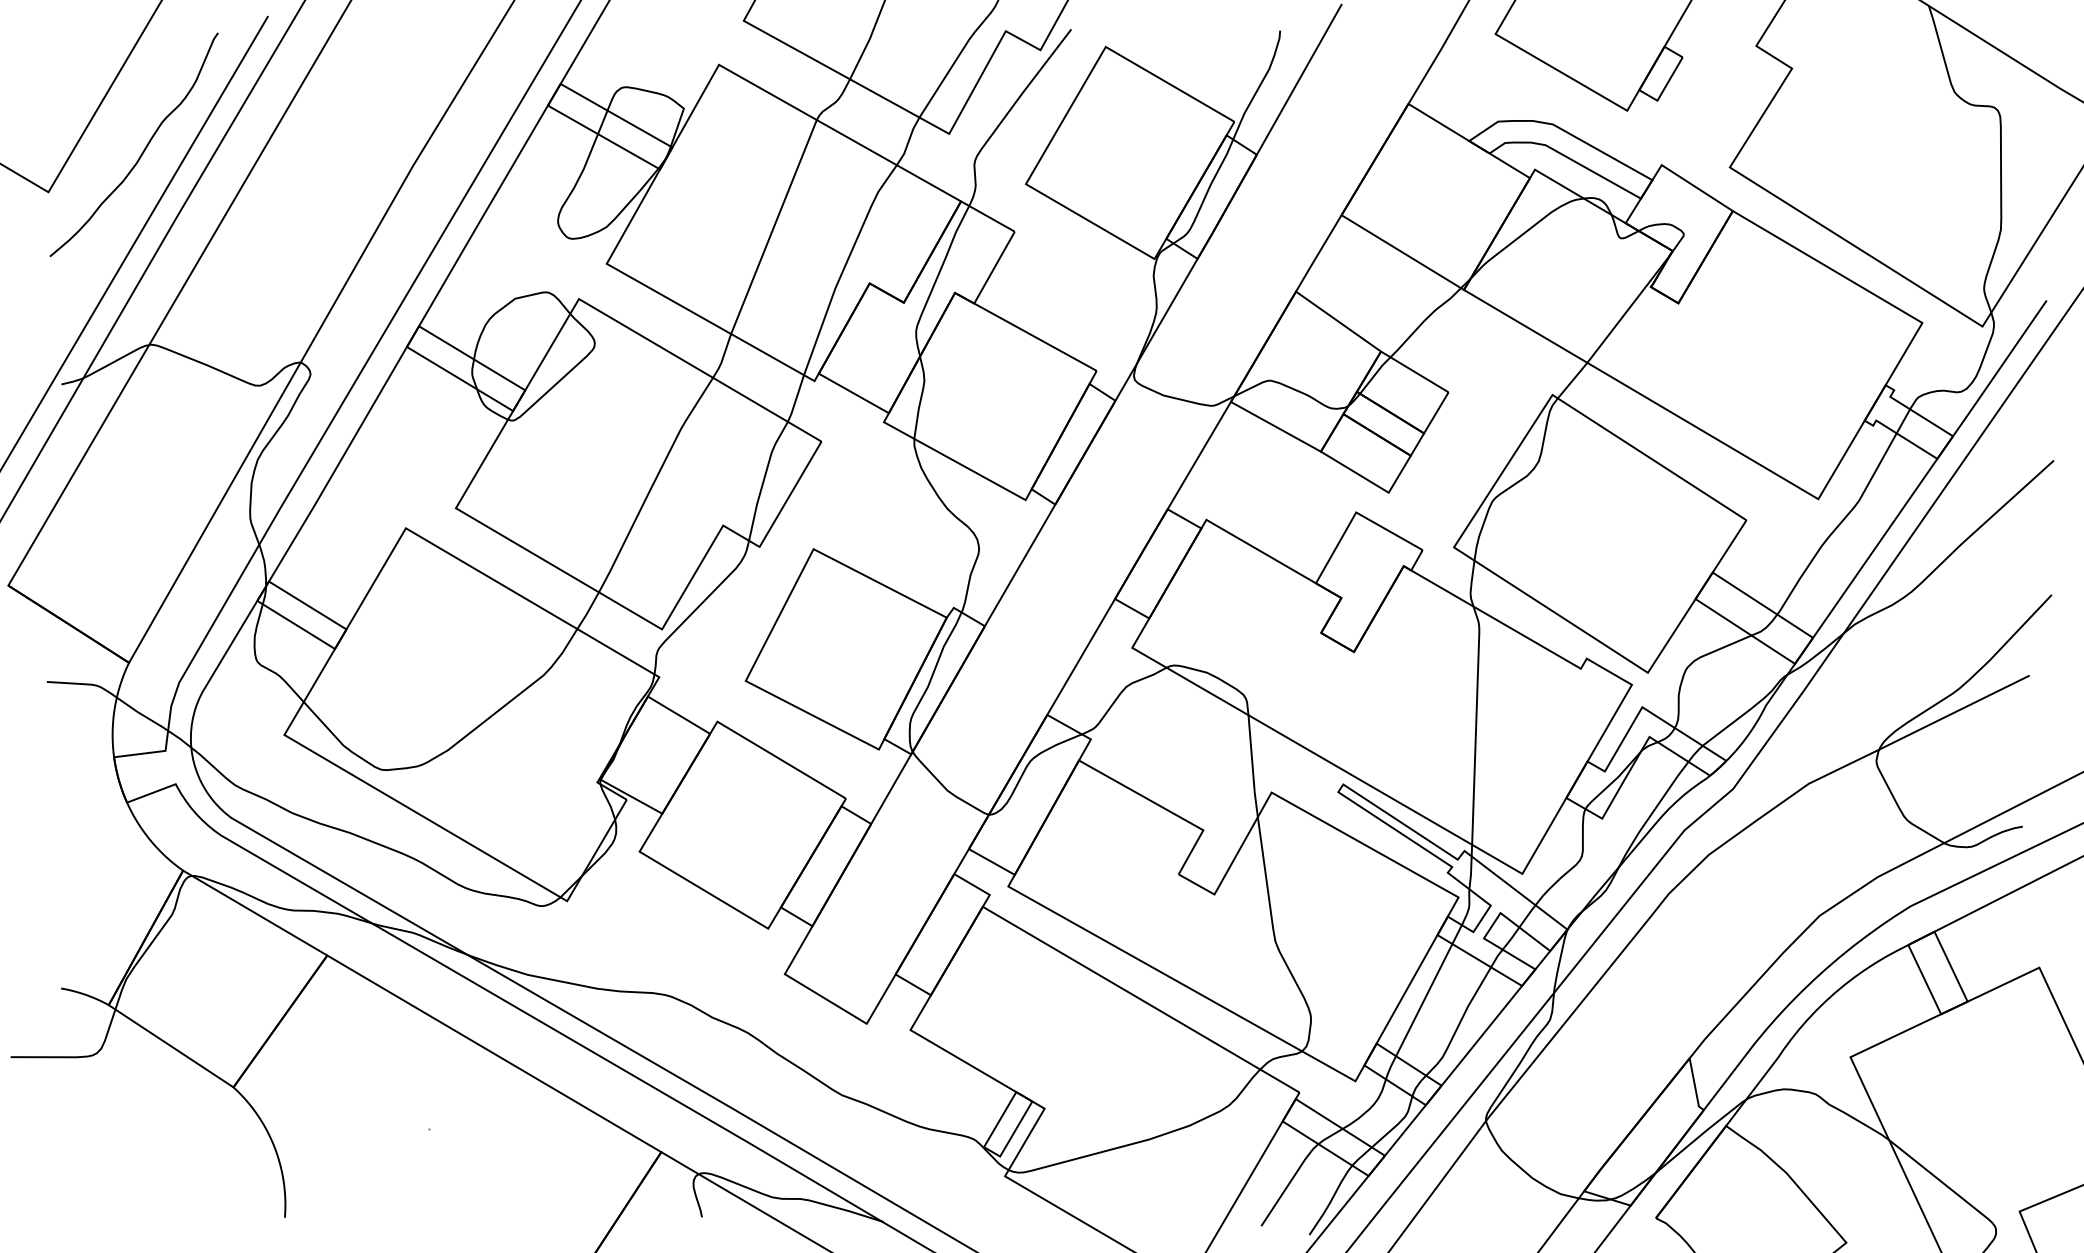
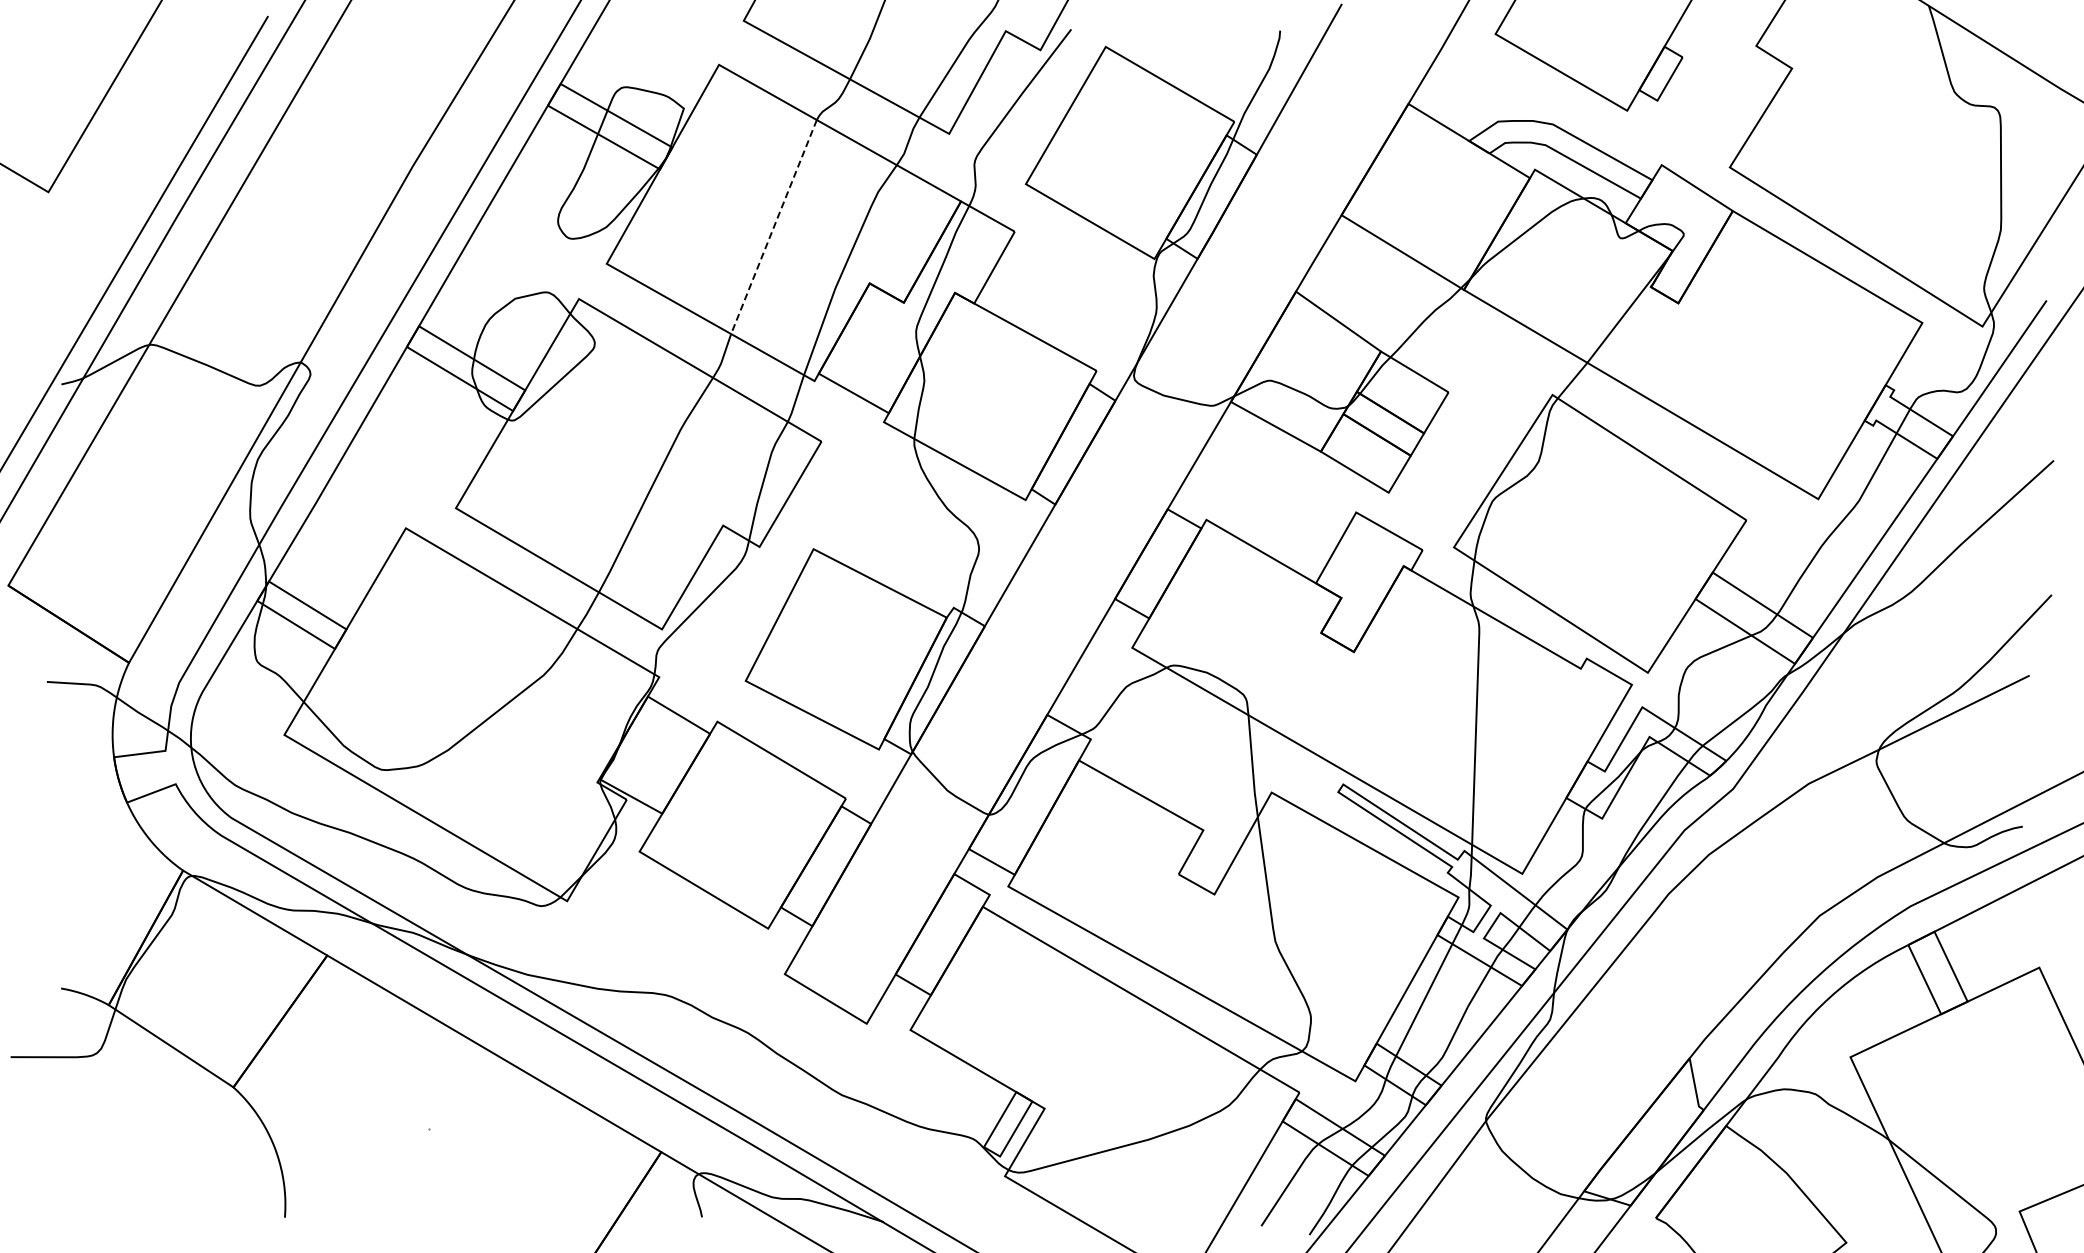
curve: present -> none (143, 149)
line: solid -> dashed (773, 227)
